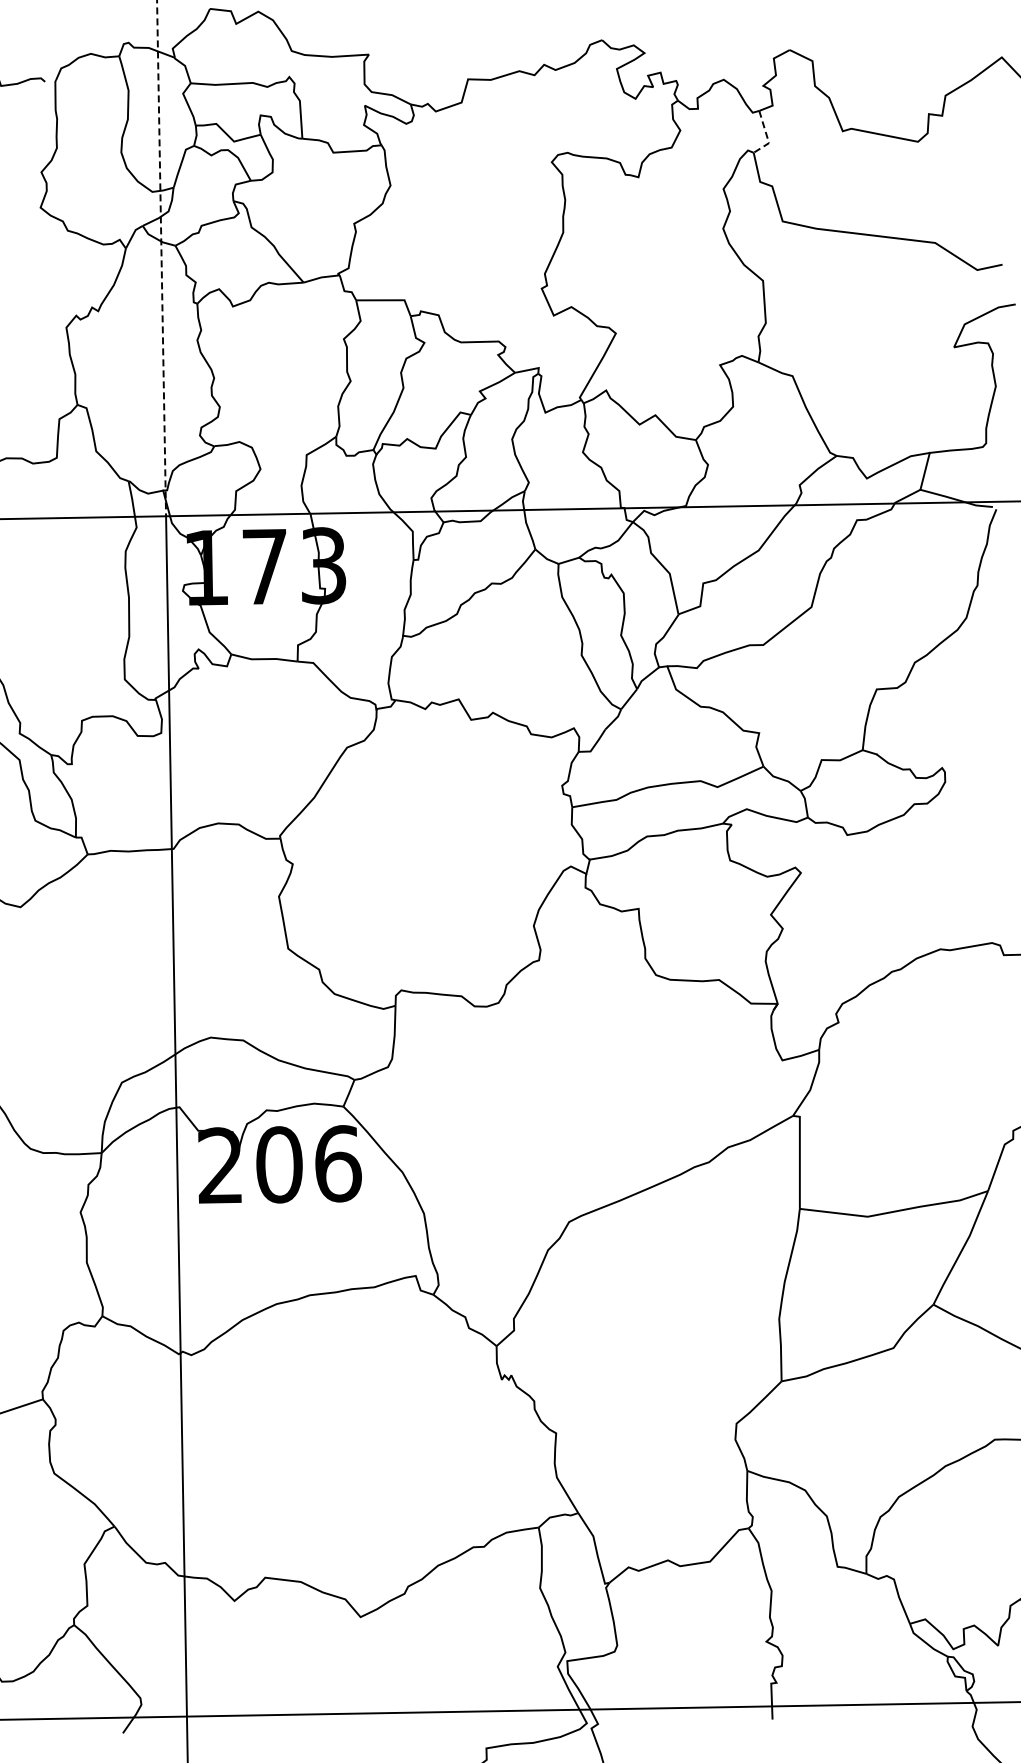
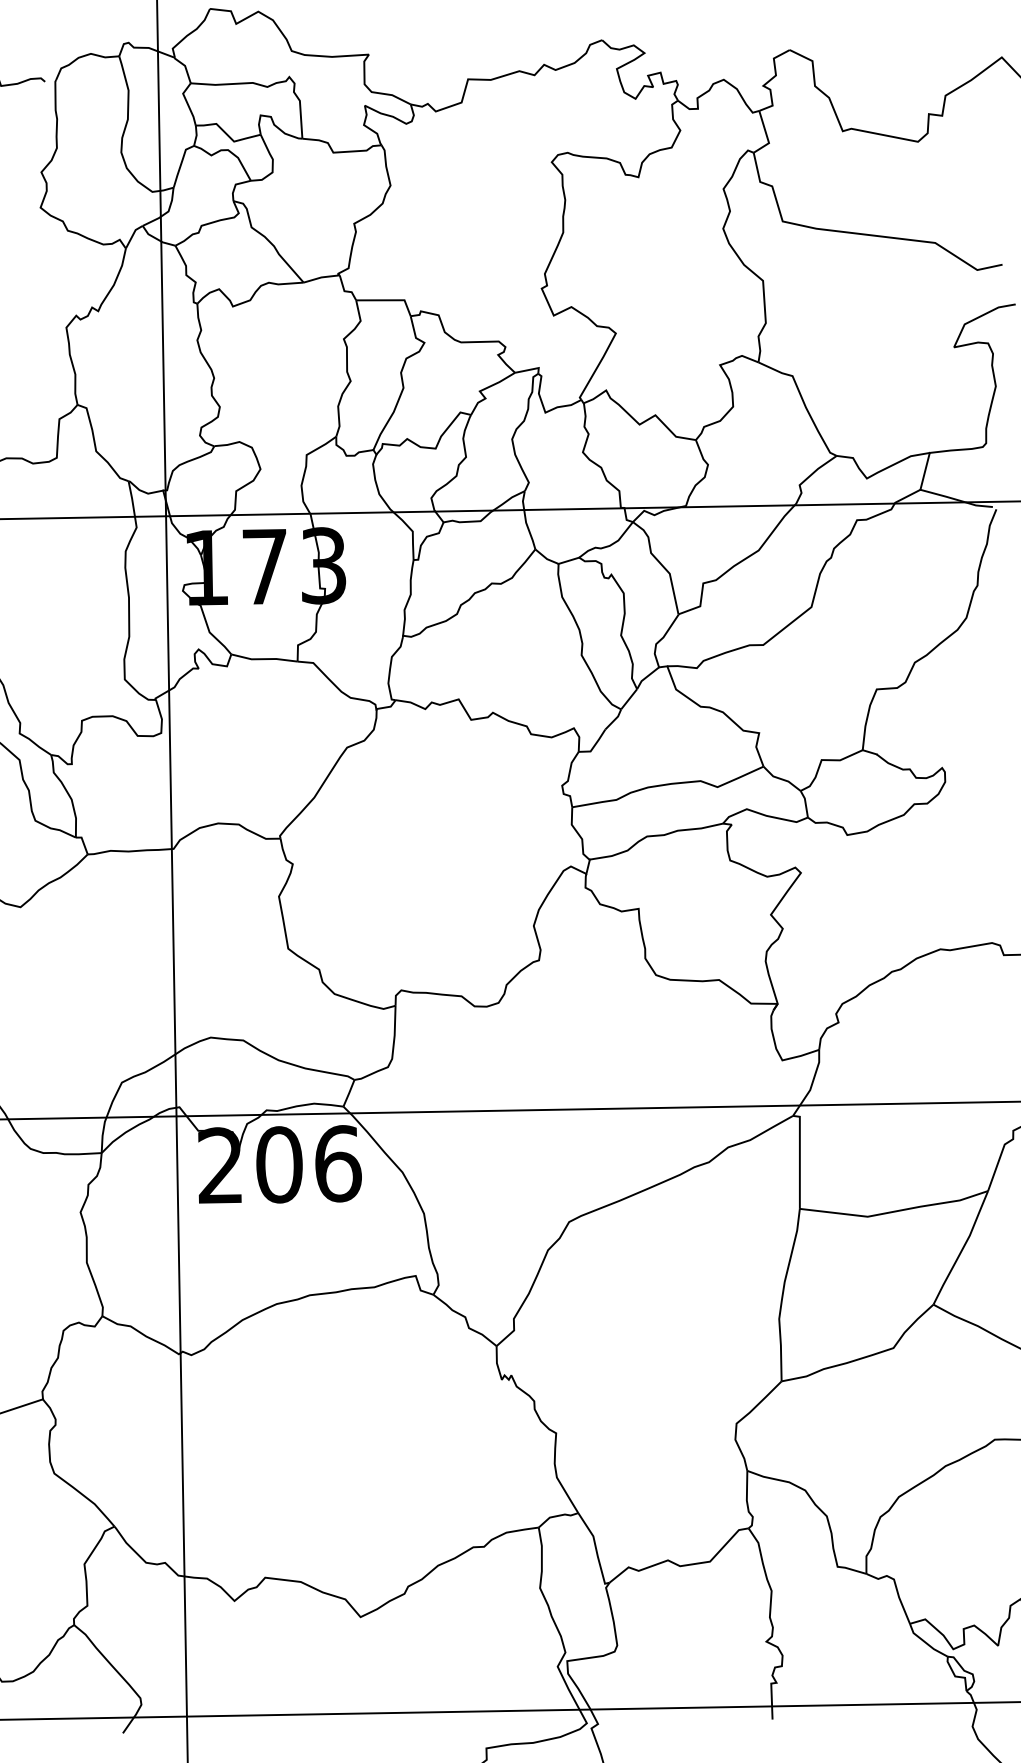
line: dashed -> solid (767, 136)
line: dashed -> solid (161, 258)
line: none -> present (509, 1110)
